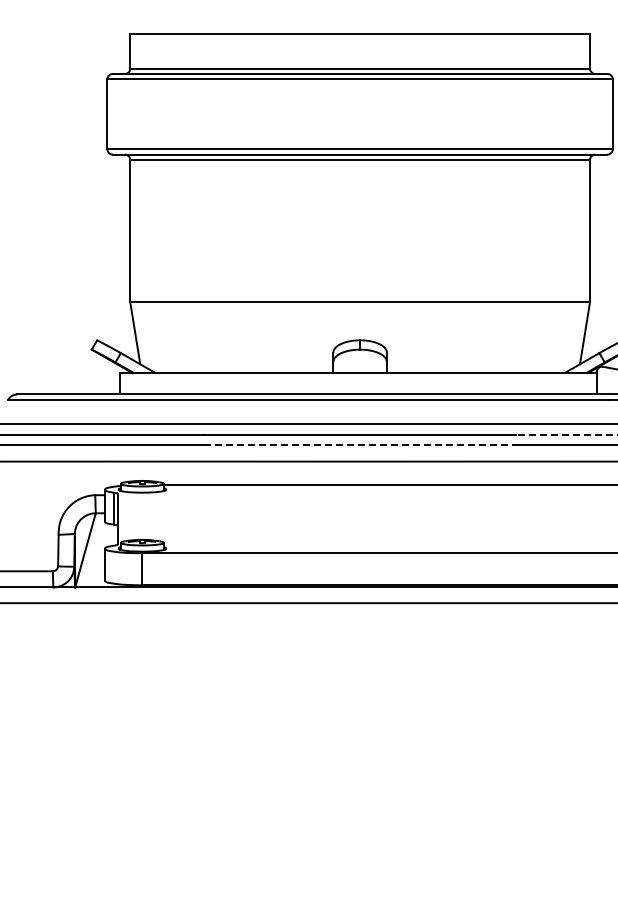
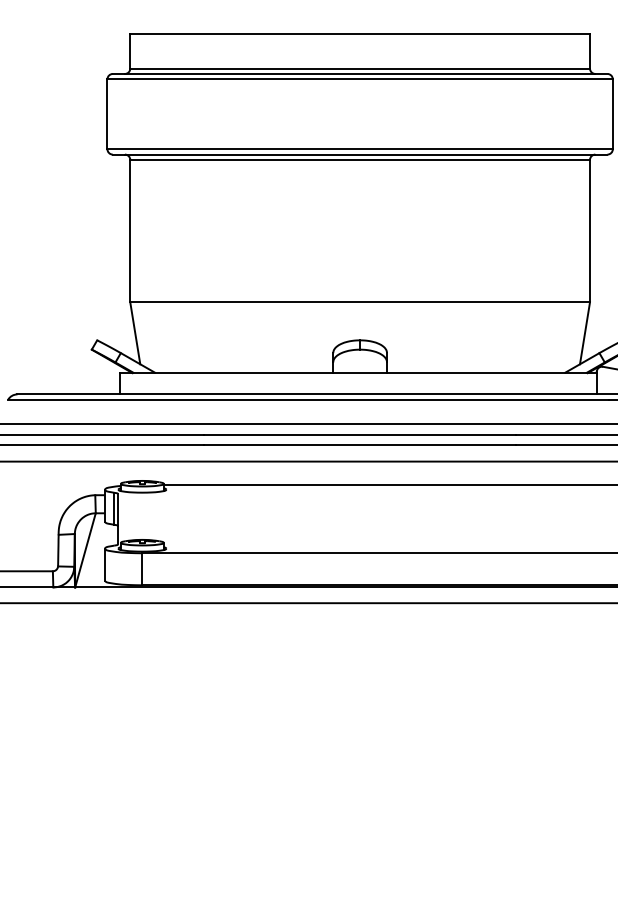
line: dashed -> solid (567, 434)
line: dashed -> solid (360, 445)
